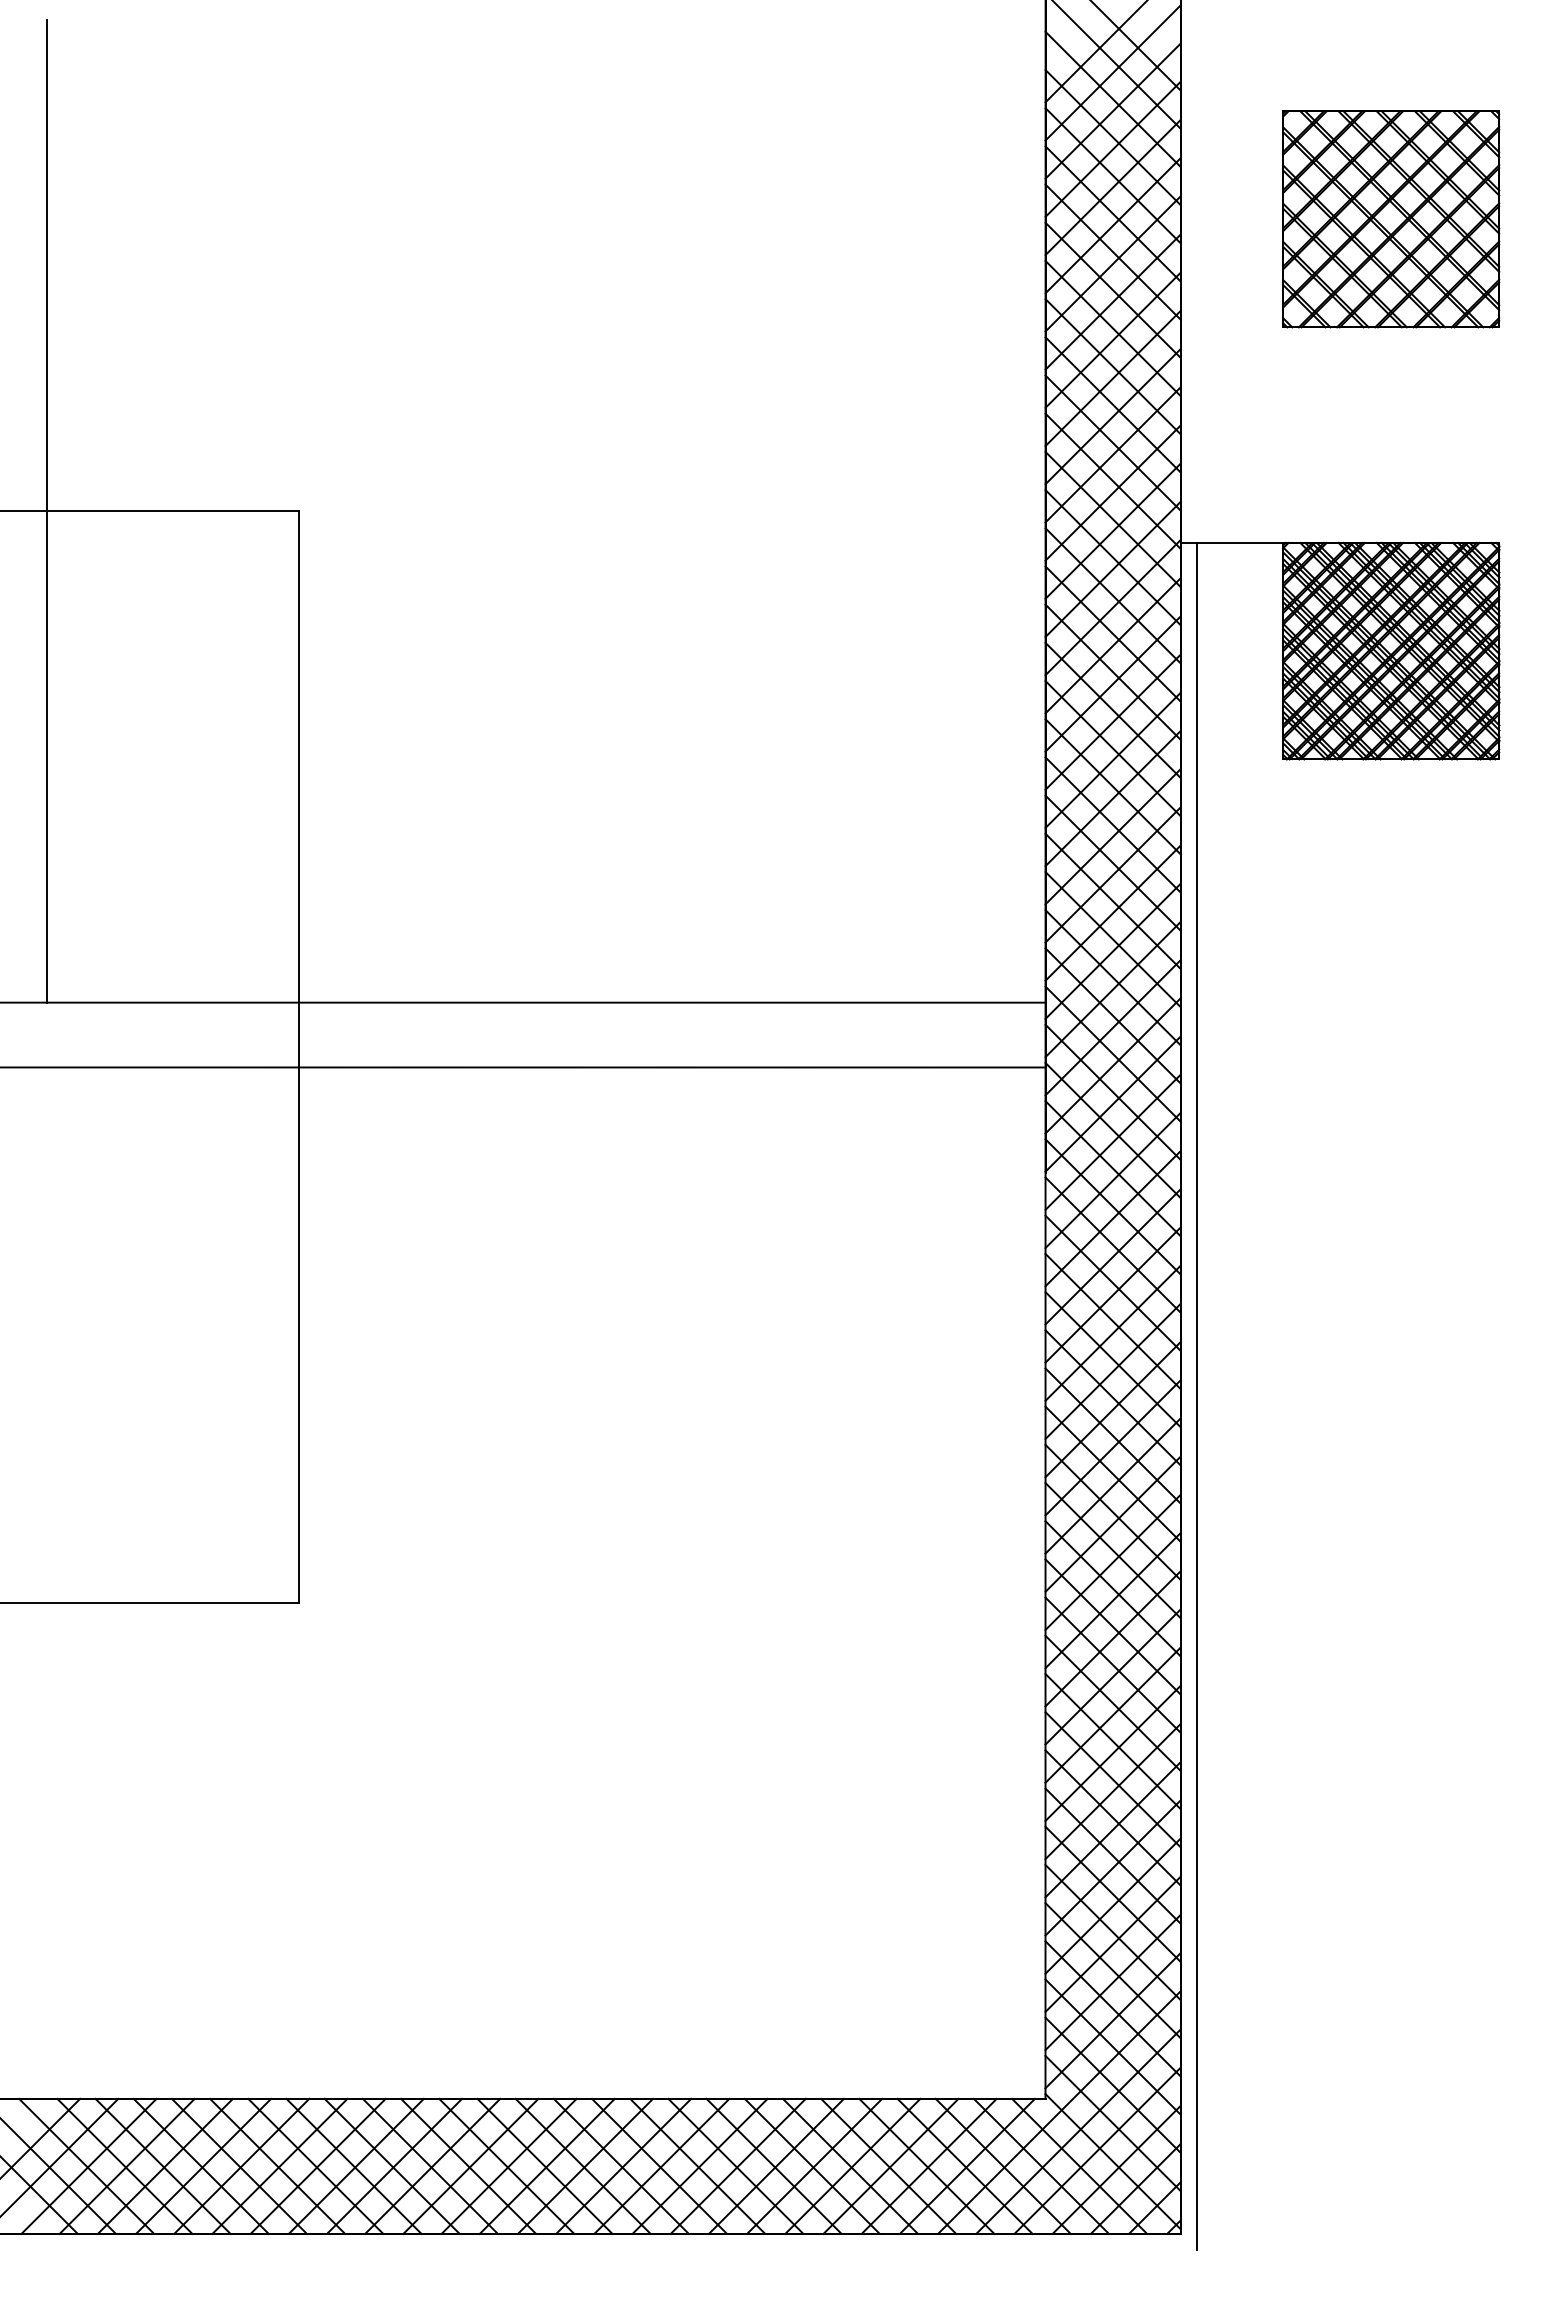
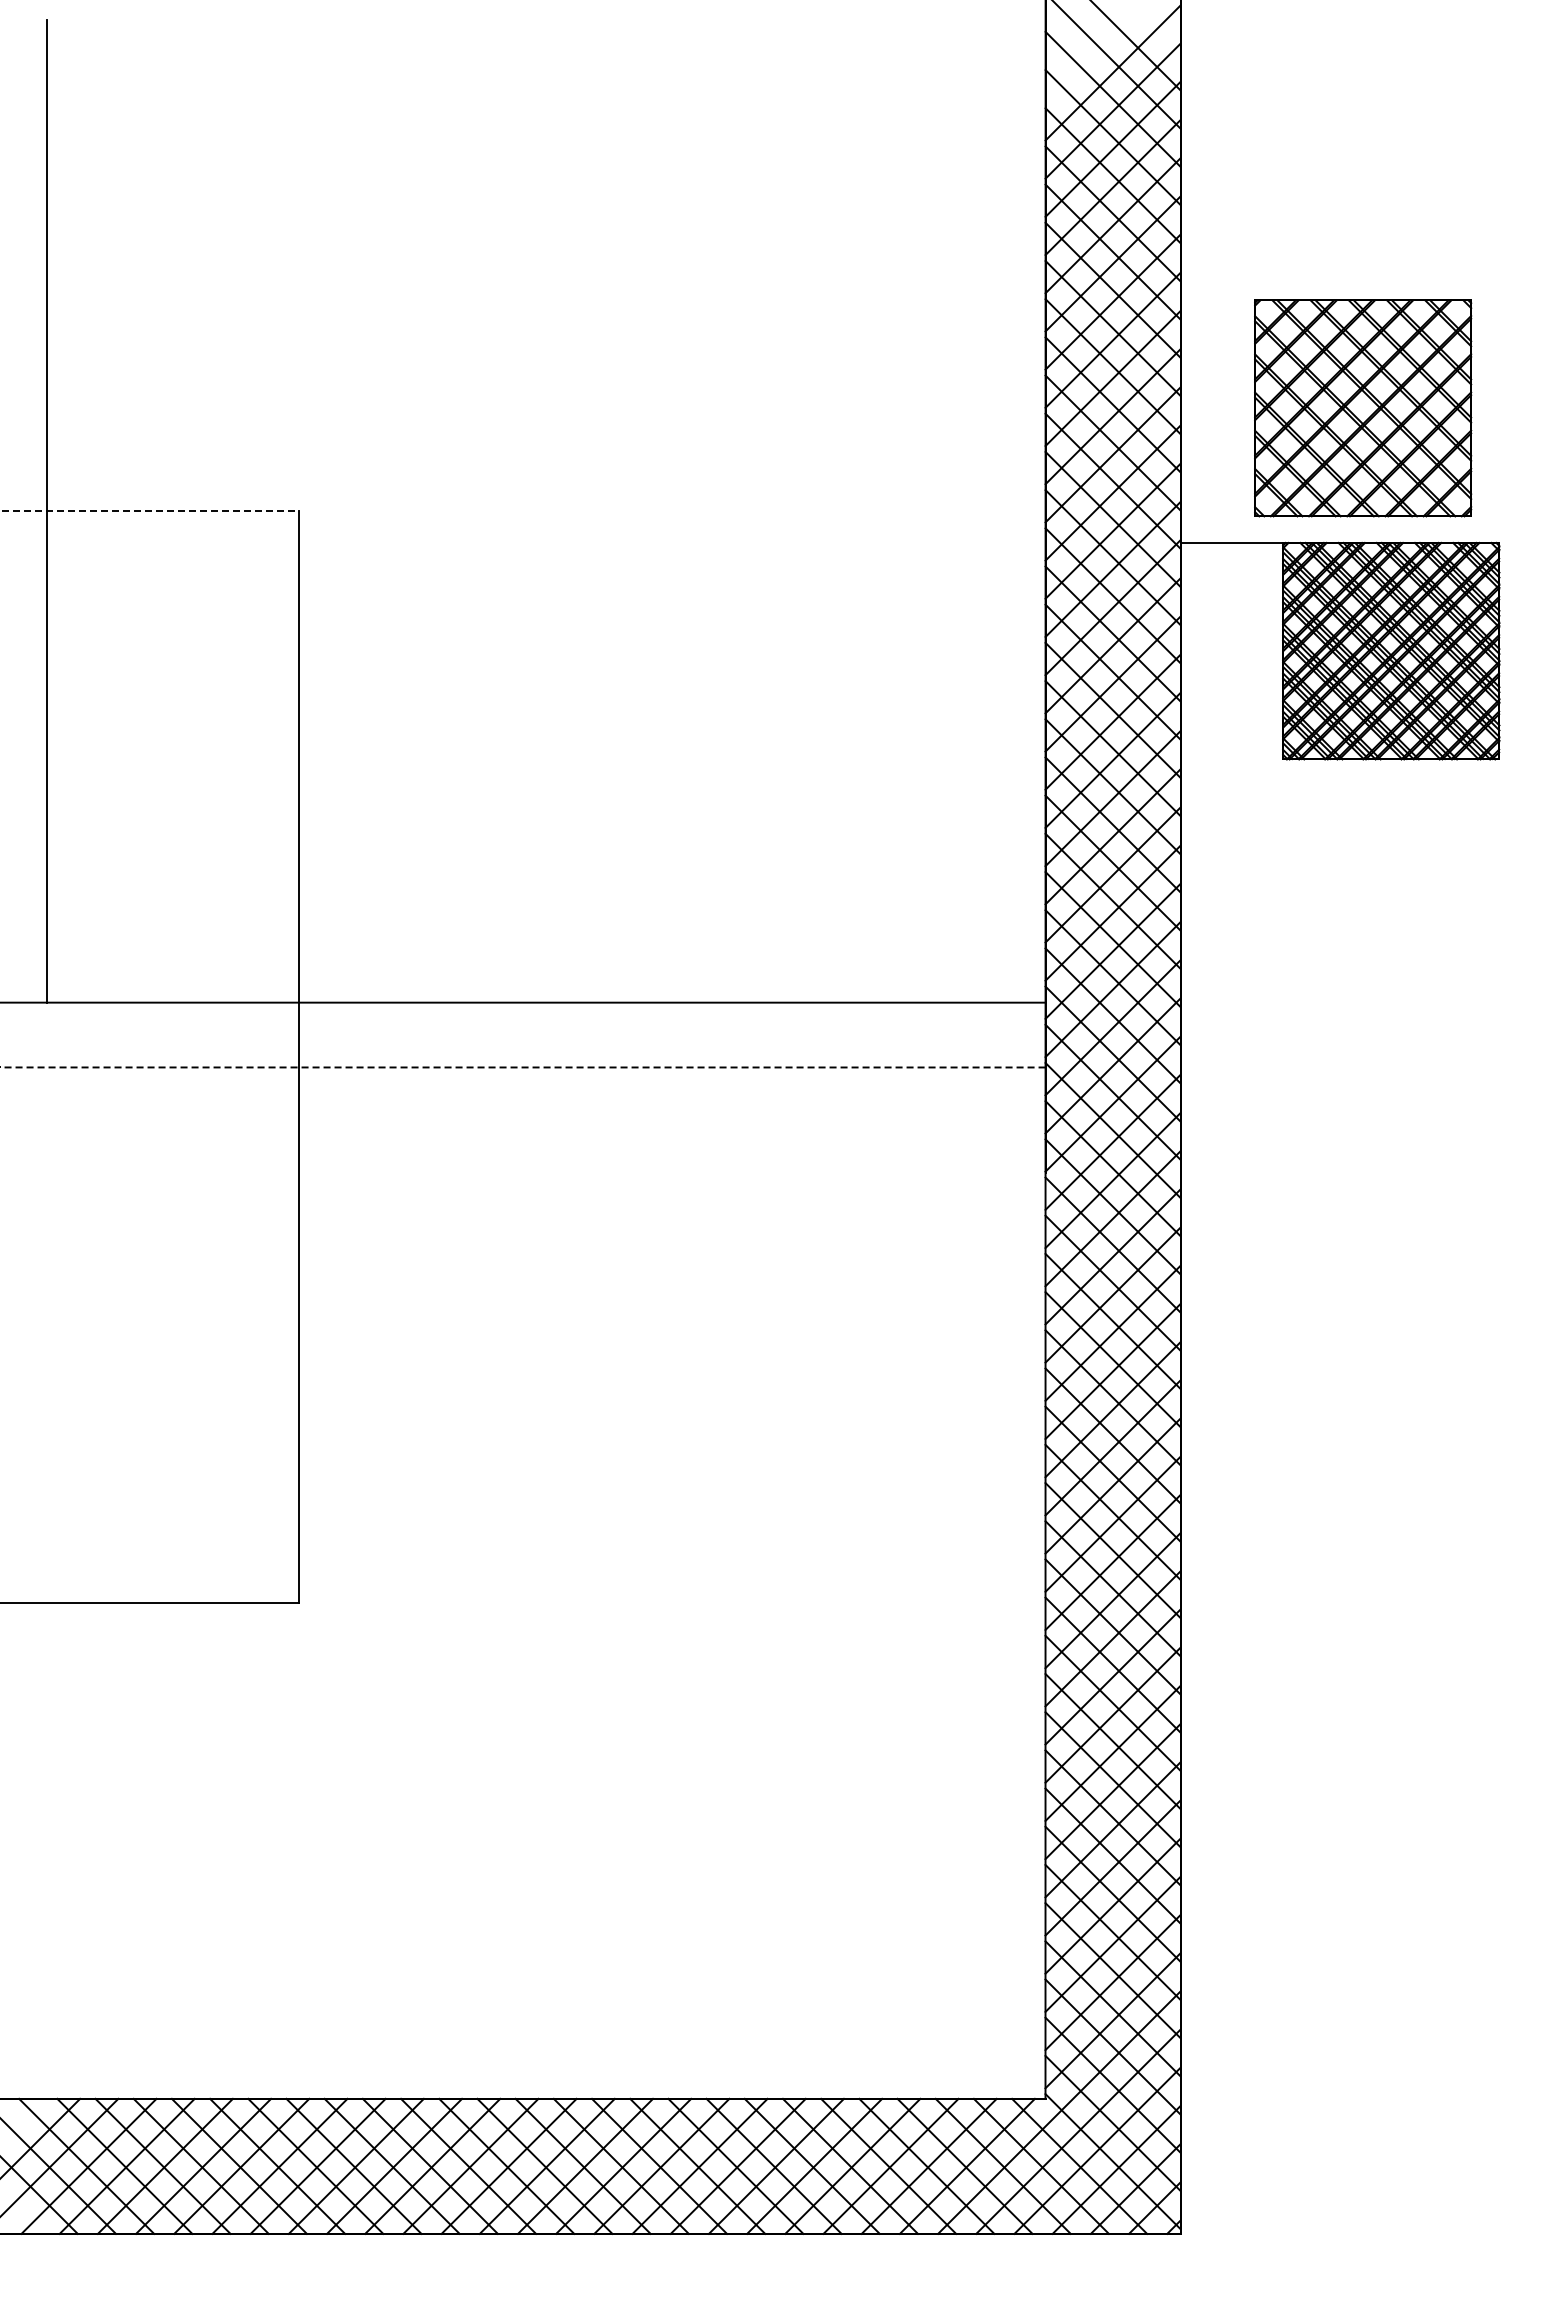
line: present -> none (1095, 52)
part position: (1391, 219) -> (1363, 408) (1363, 408)
line: solid -> dashed (150, 511)
line: solid -> dashed (522, 1067)
line: present -> none (1196, 1396)
